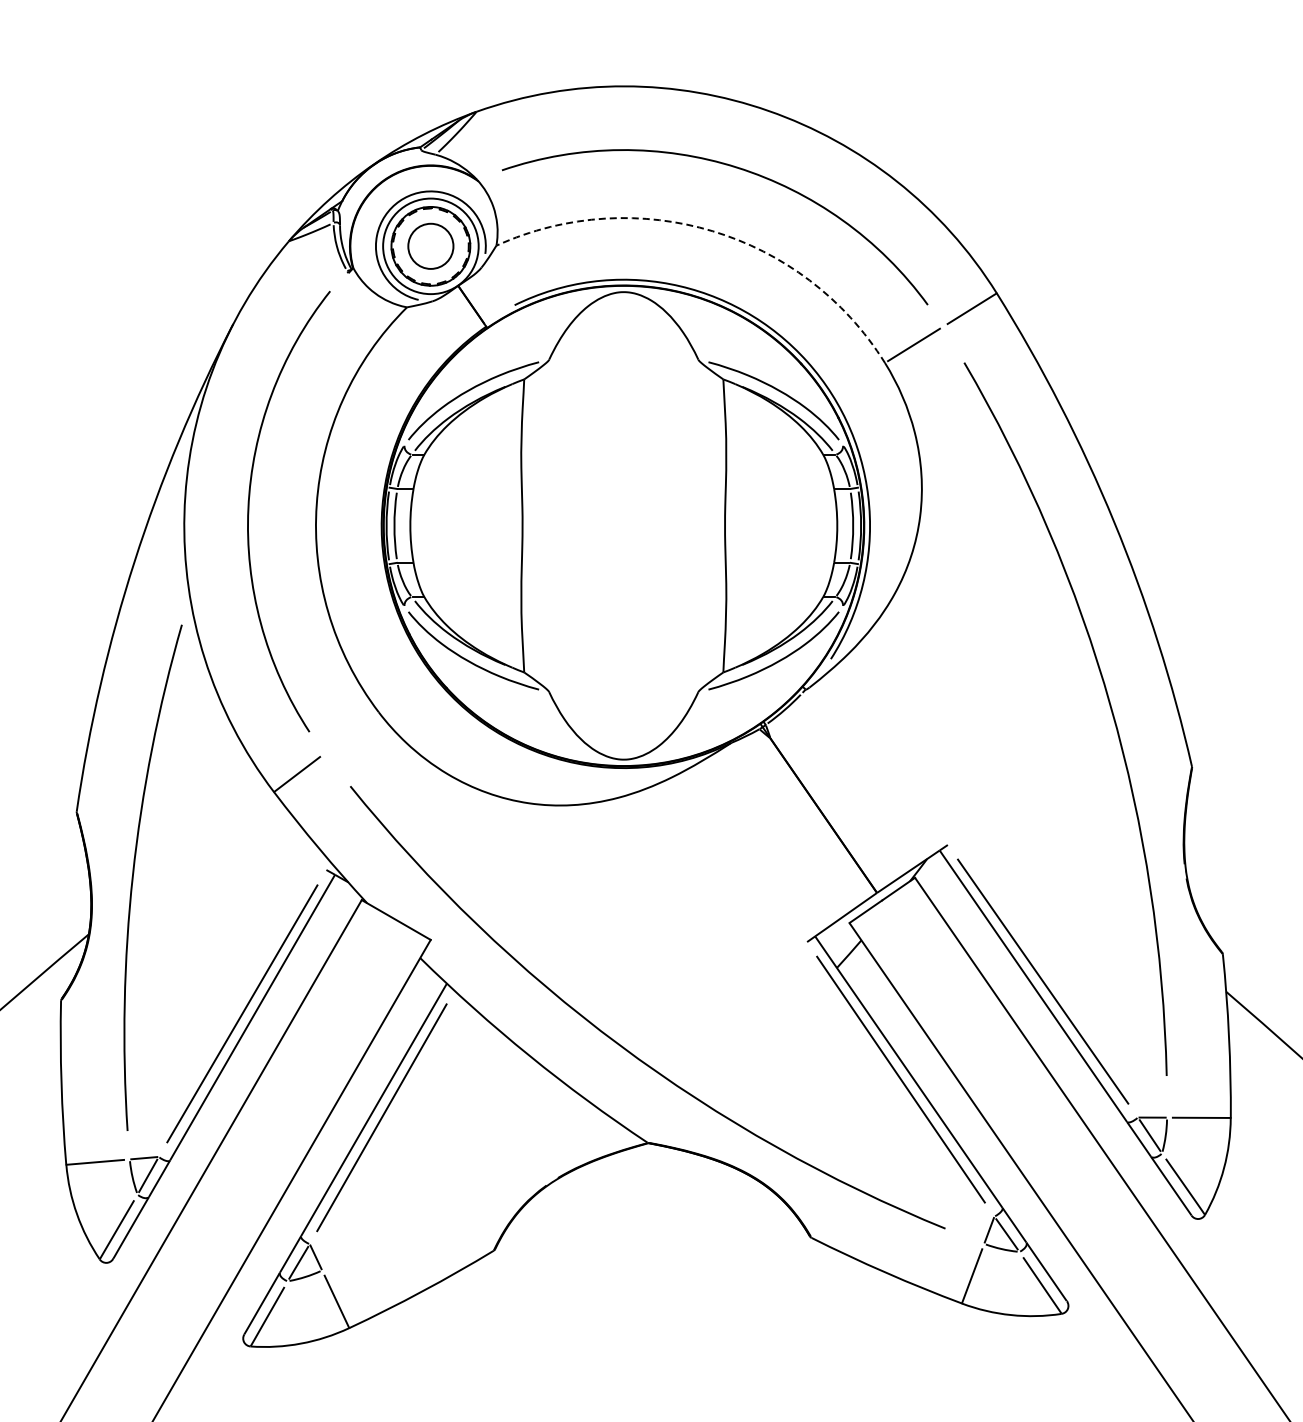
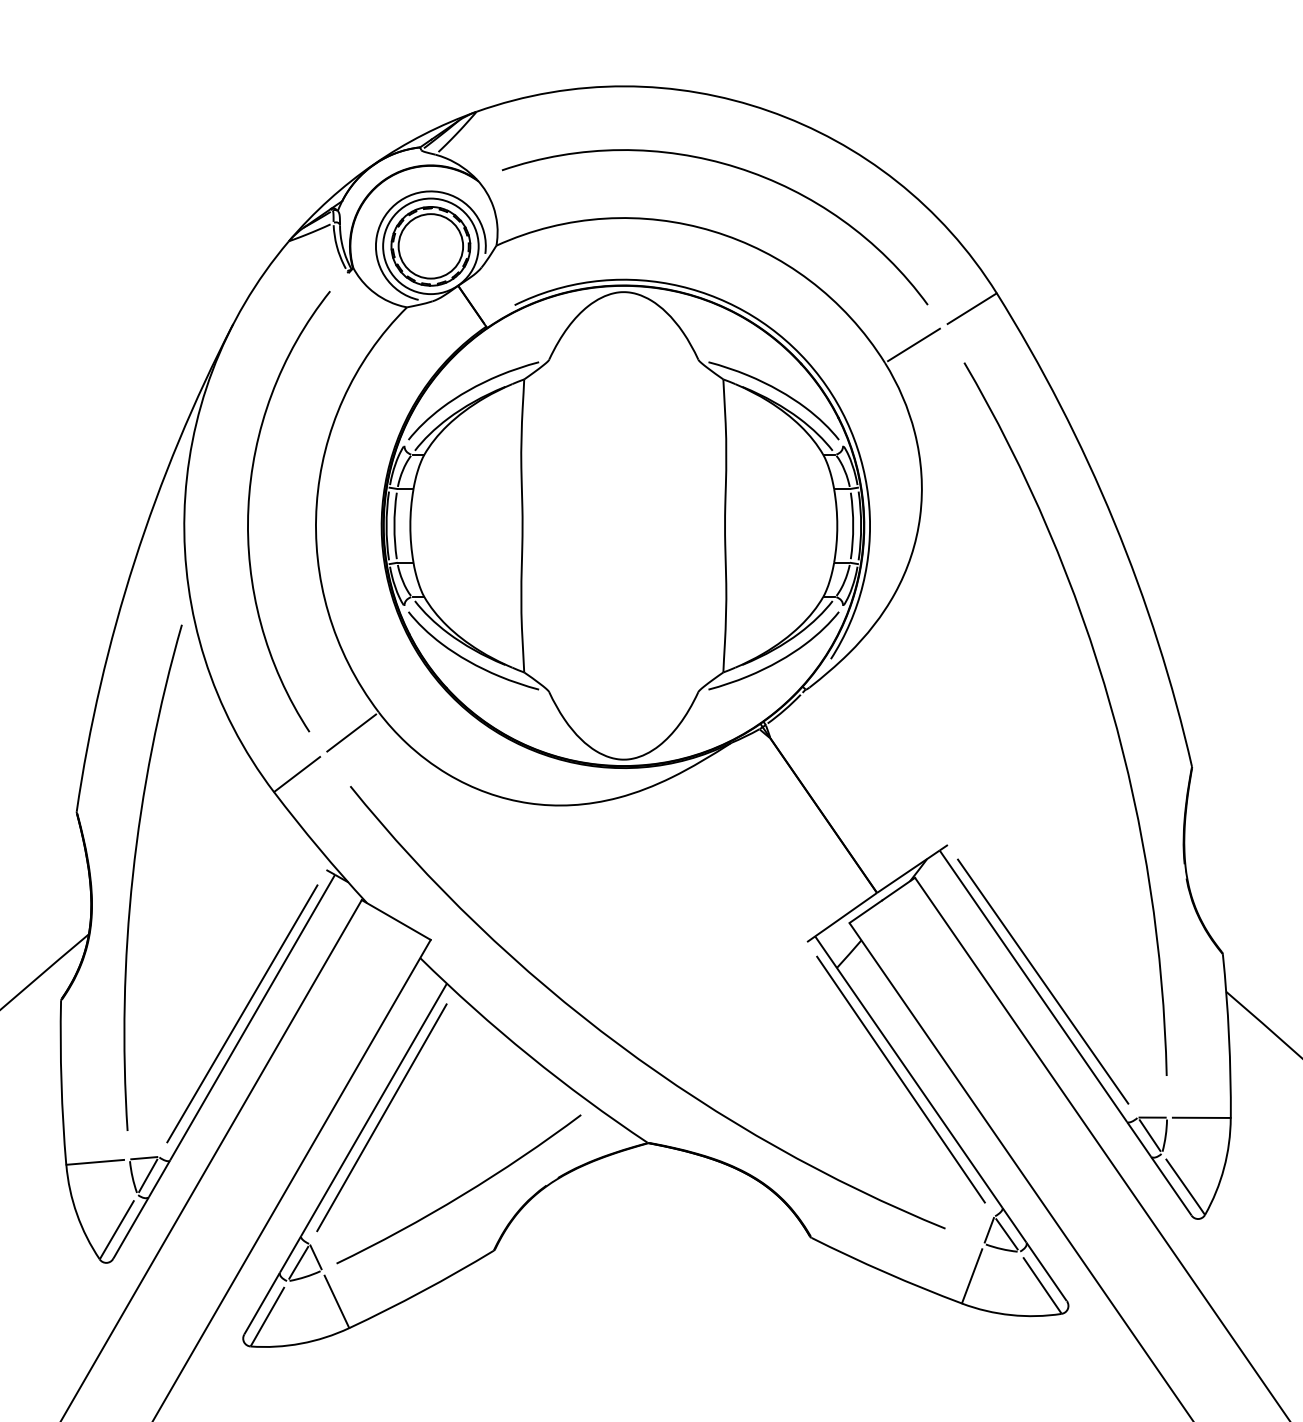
arc: dashed -> solid (712, 231)
circle diameter: 45 px -> 64 px (430, 246)
line: none -> present (351, 732)
arc: none -> present (461, 1194)
